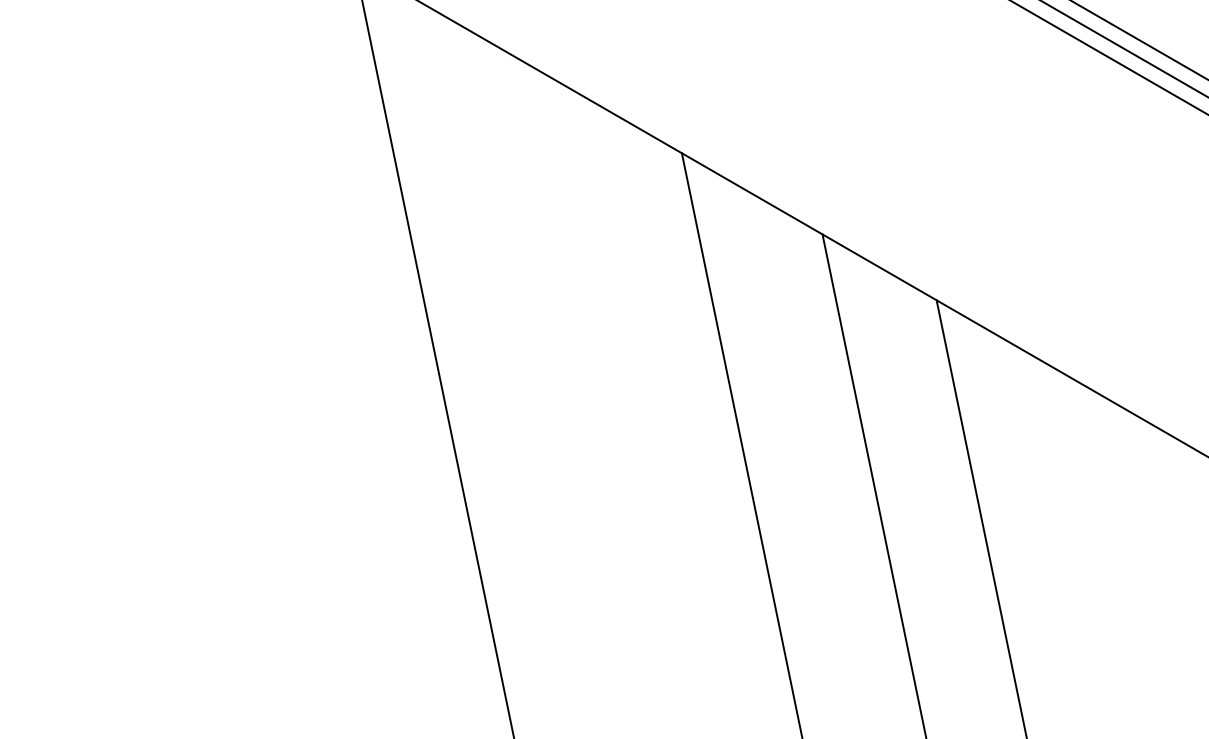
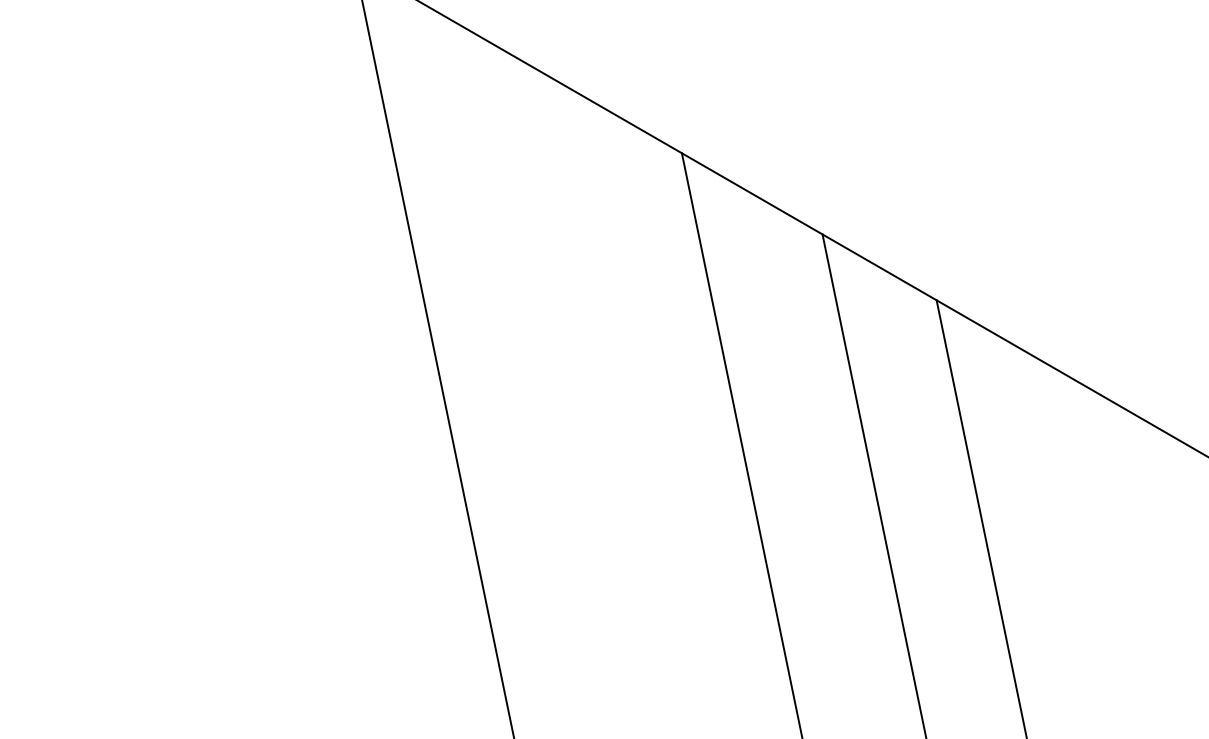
line: present -> none (1139, 40)
line: present -> none (1124, 48)
line: present -> none (1109, 57)
